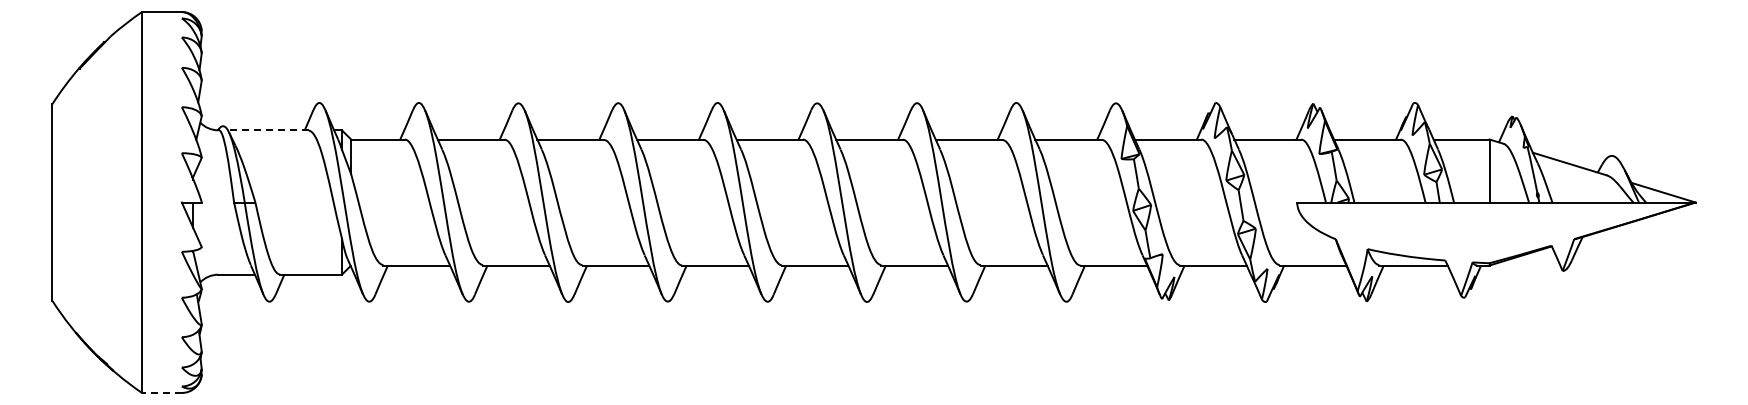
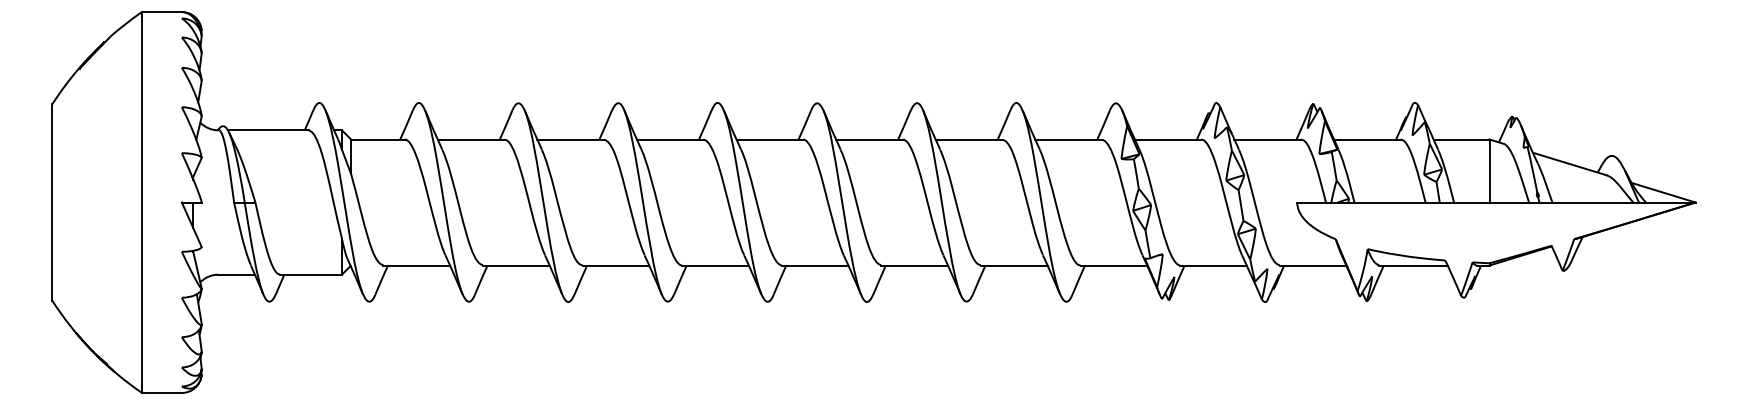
line: dashed -> solid (267, 130)
line: dashed -> solid (161, 392)
